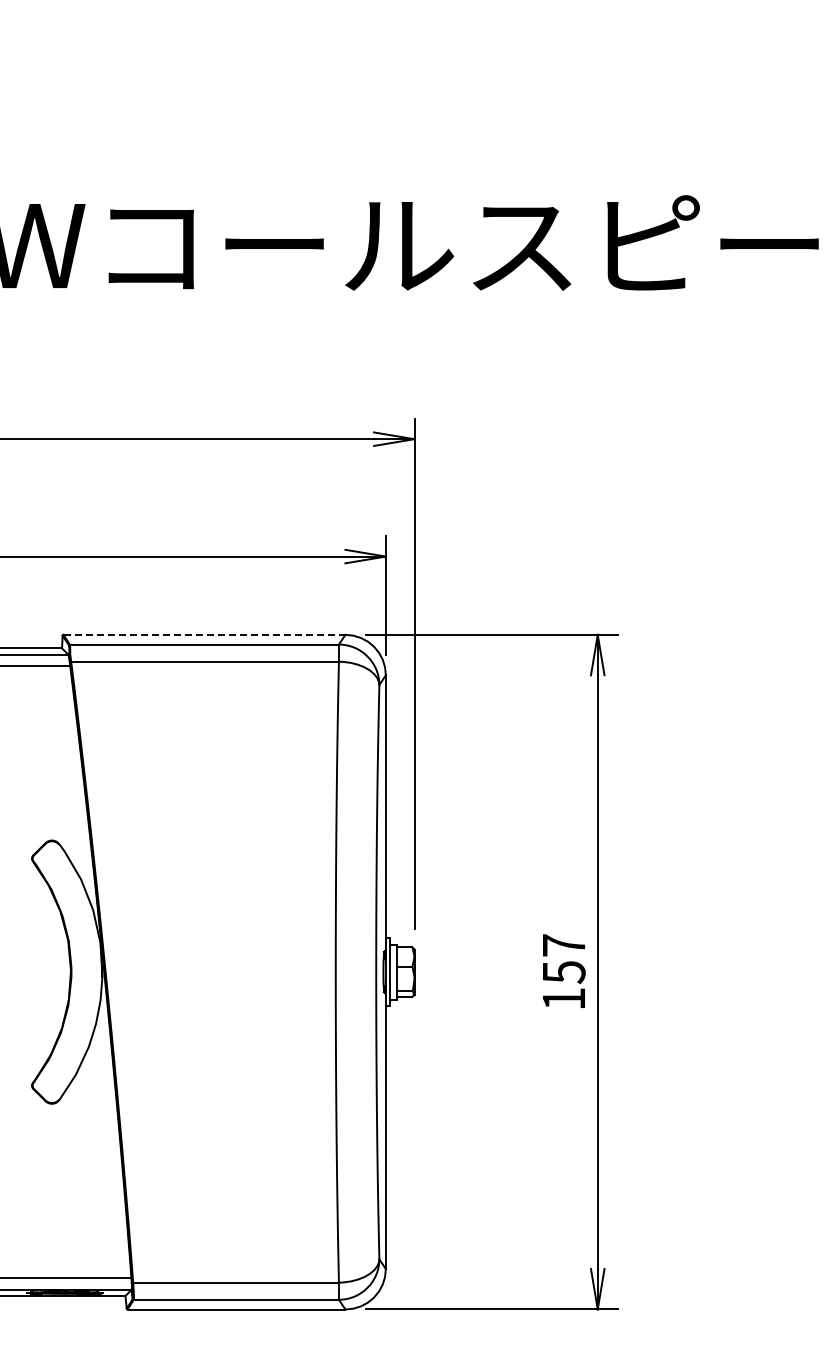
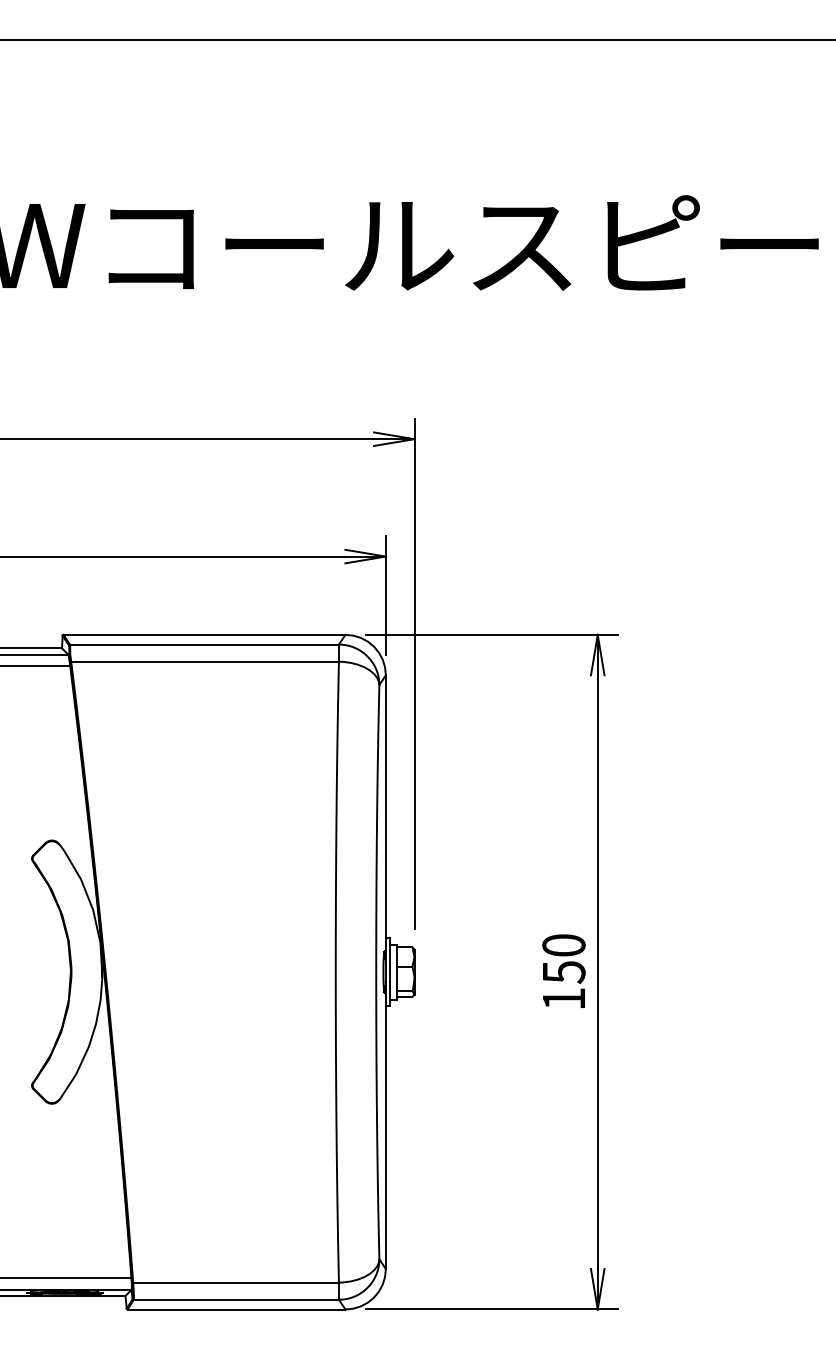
line: none -> present (417, 40)
line: dashed -> solid (204, 634)
text: 157 -> 150 (563, 945)
